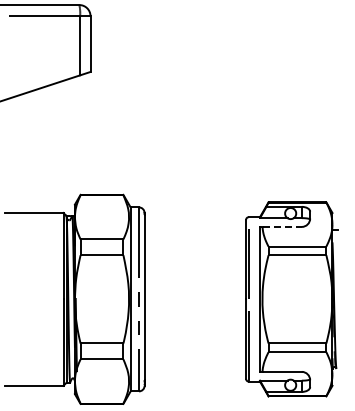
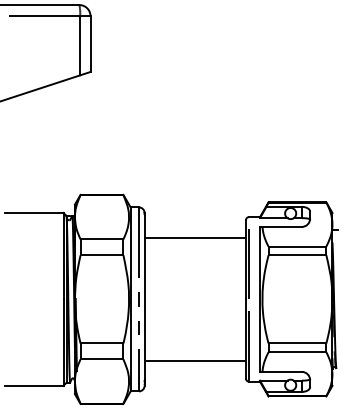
line: dashed -> solid (282, 226)
line: none -> present (195, 238)
line: none -> present (195, 360)
